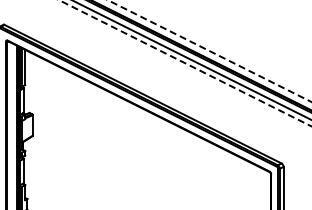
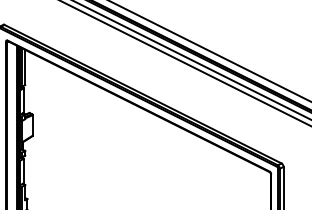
line: dashed -> solid (209, 50)
line: dashed -> solid (185, 63)
